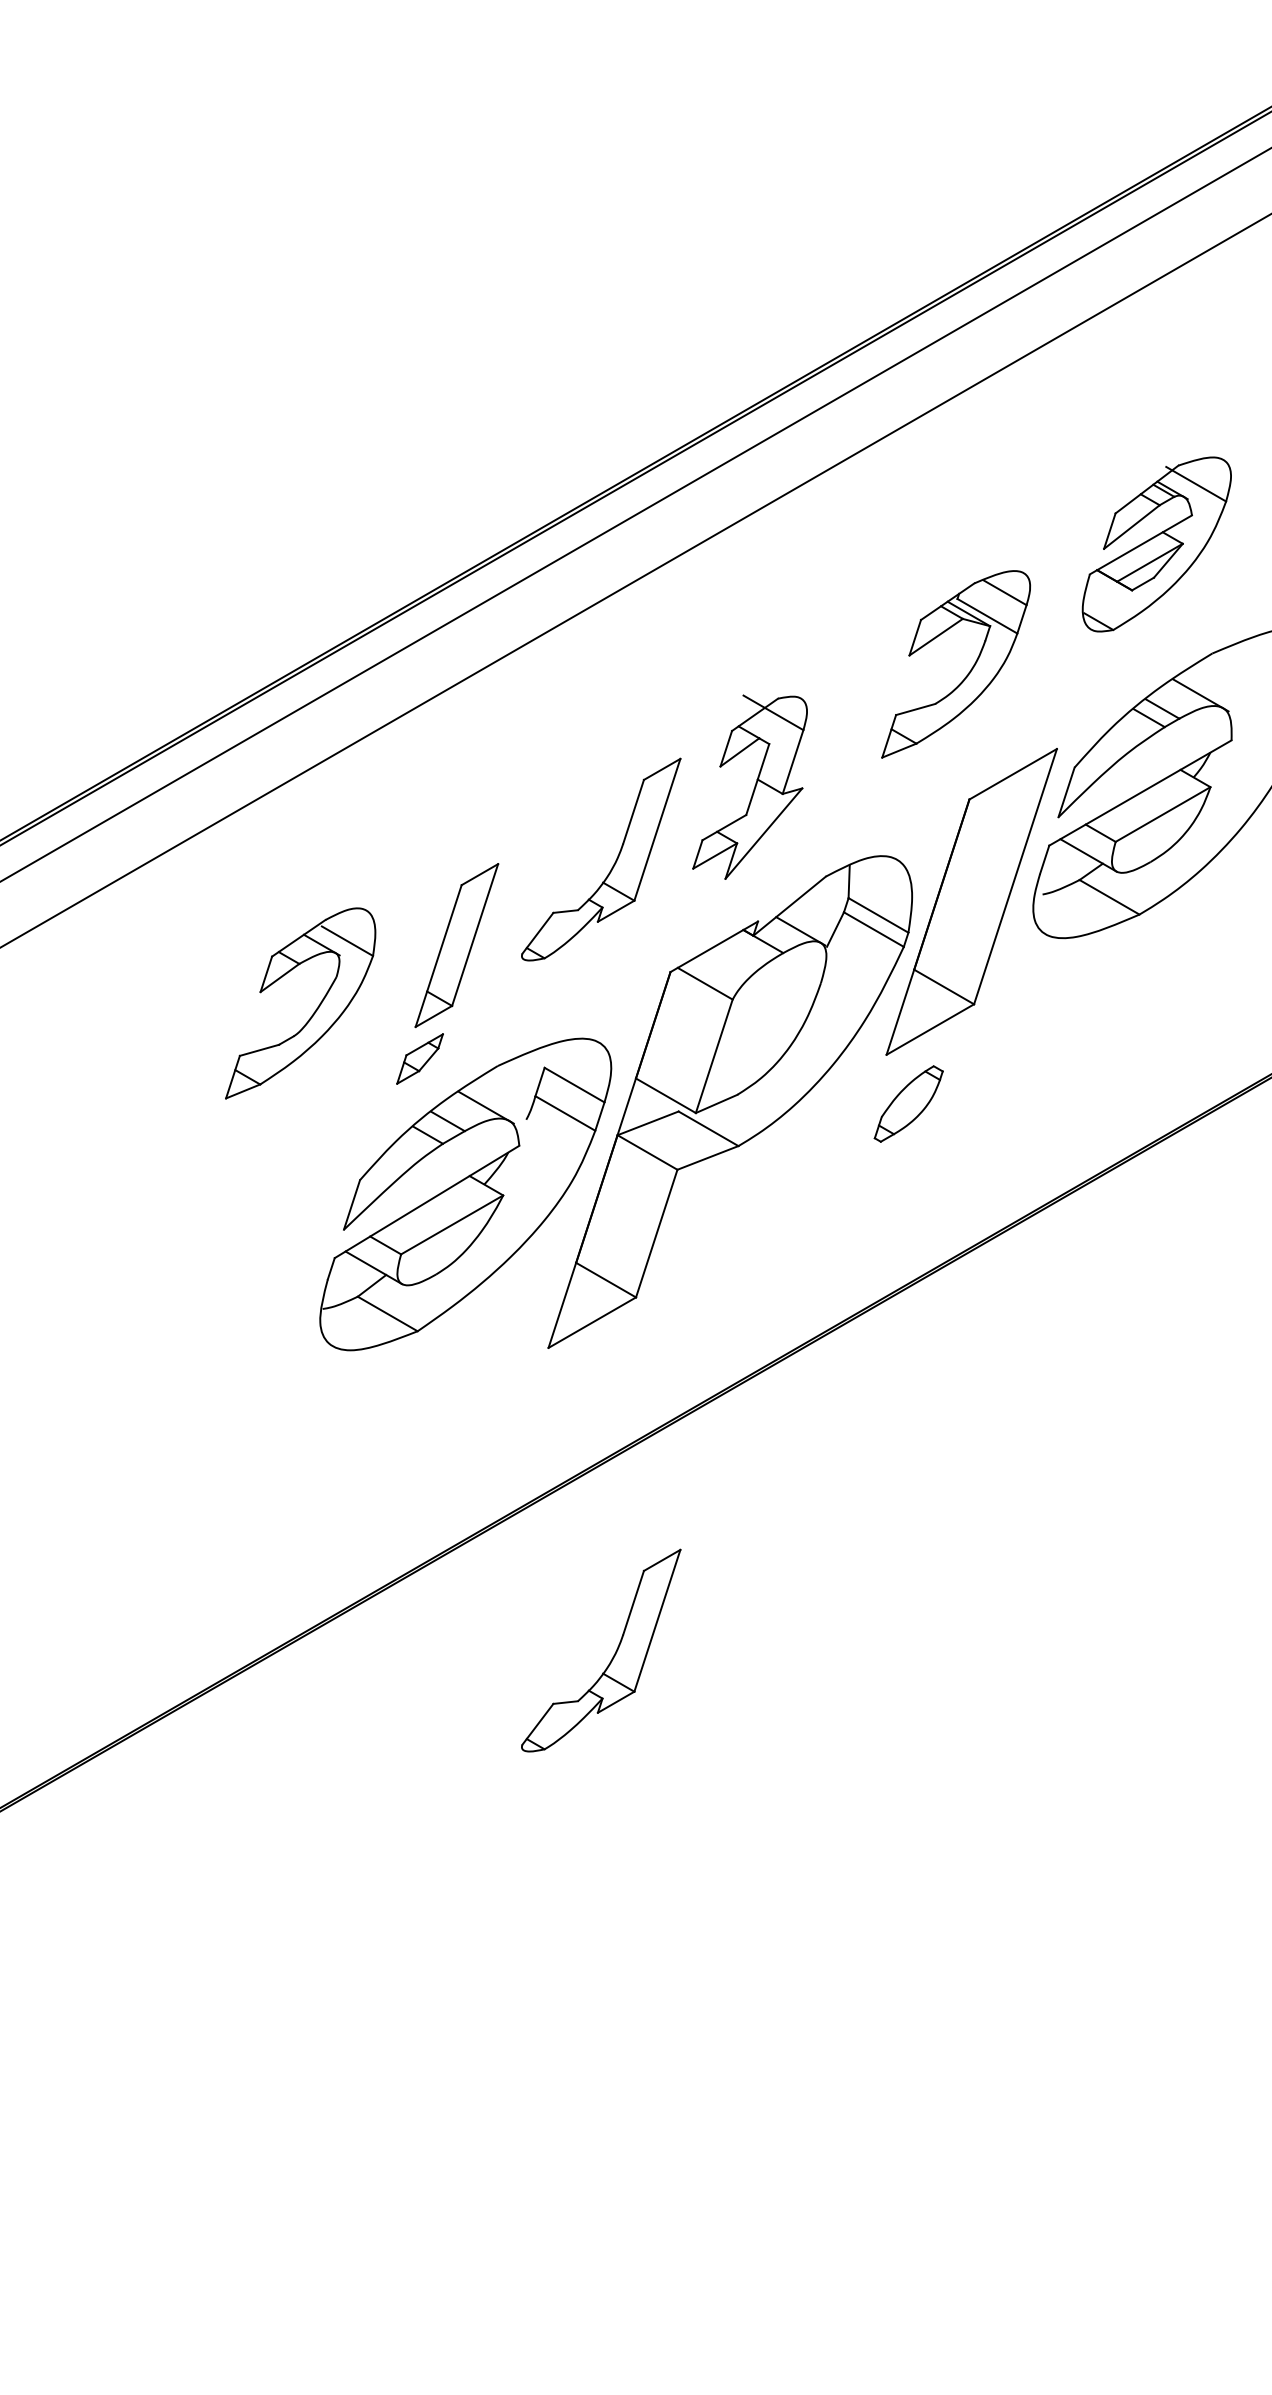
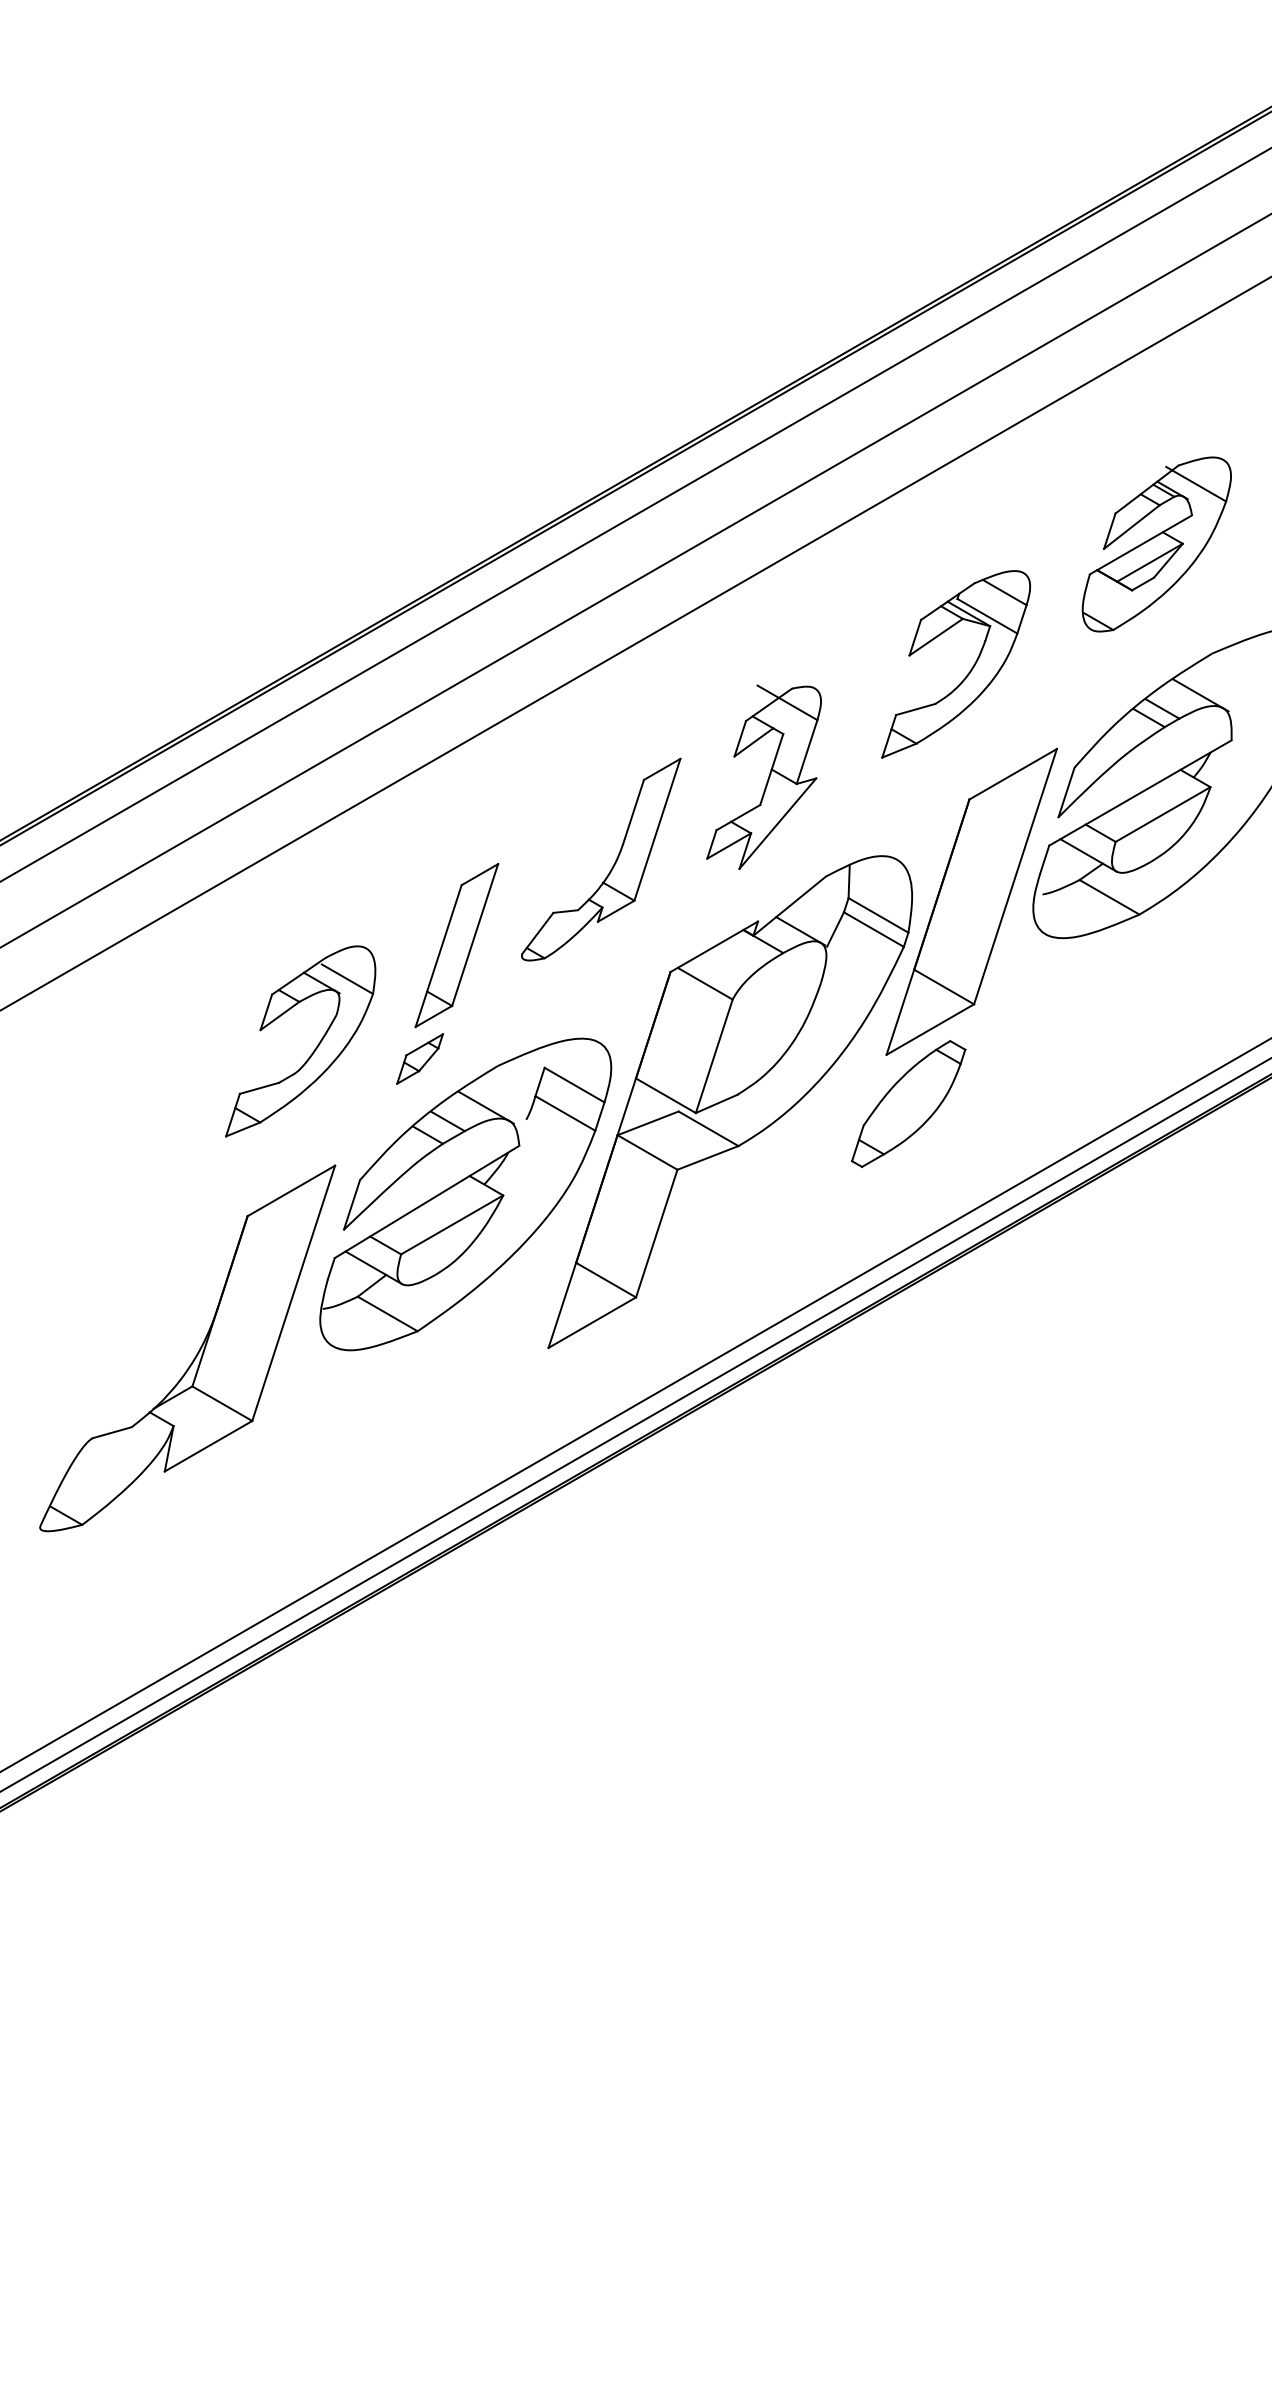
line: none -> present (635, 643)
part position: (749, 786) -> (763, 776) (763, 776)
part position: (313, 1012) -> (313, 1050) (313, 1050)
part size: 71x78 px -> 116x128 px (908, 1103)
part: none -> present (196, 1353)
line: none -> present (635, 1405)
line: none -> present (635, 1424)
part: present -> none (611, 1658)
